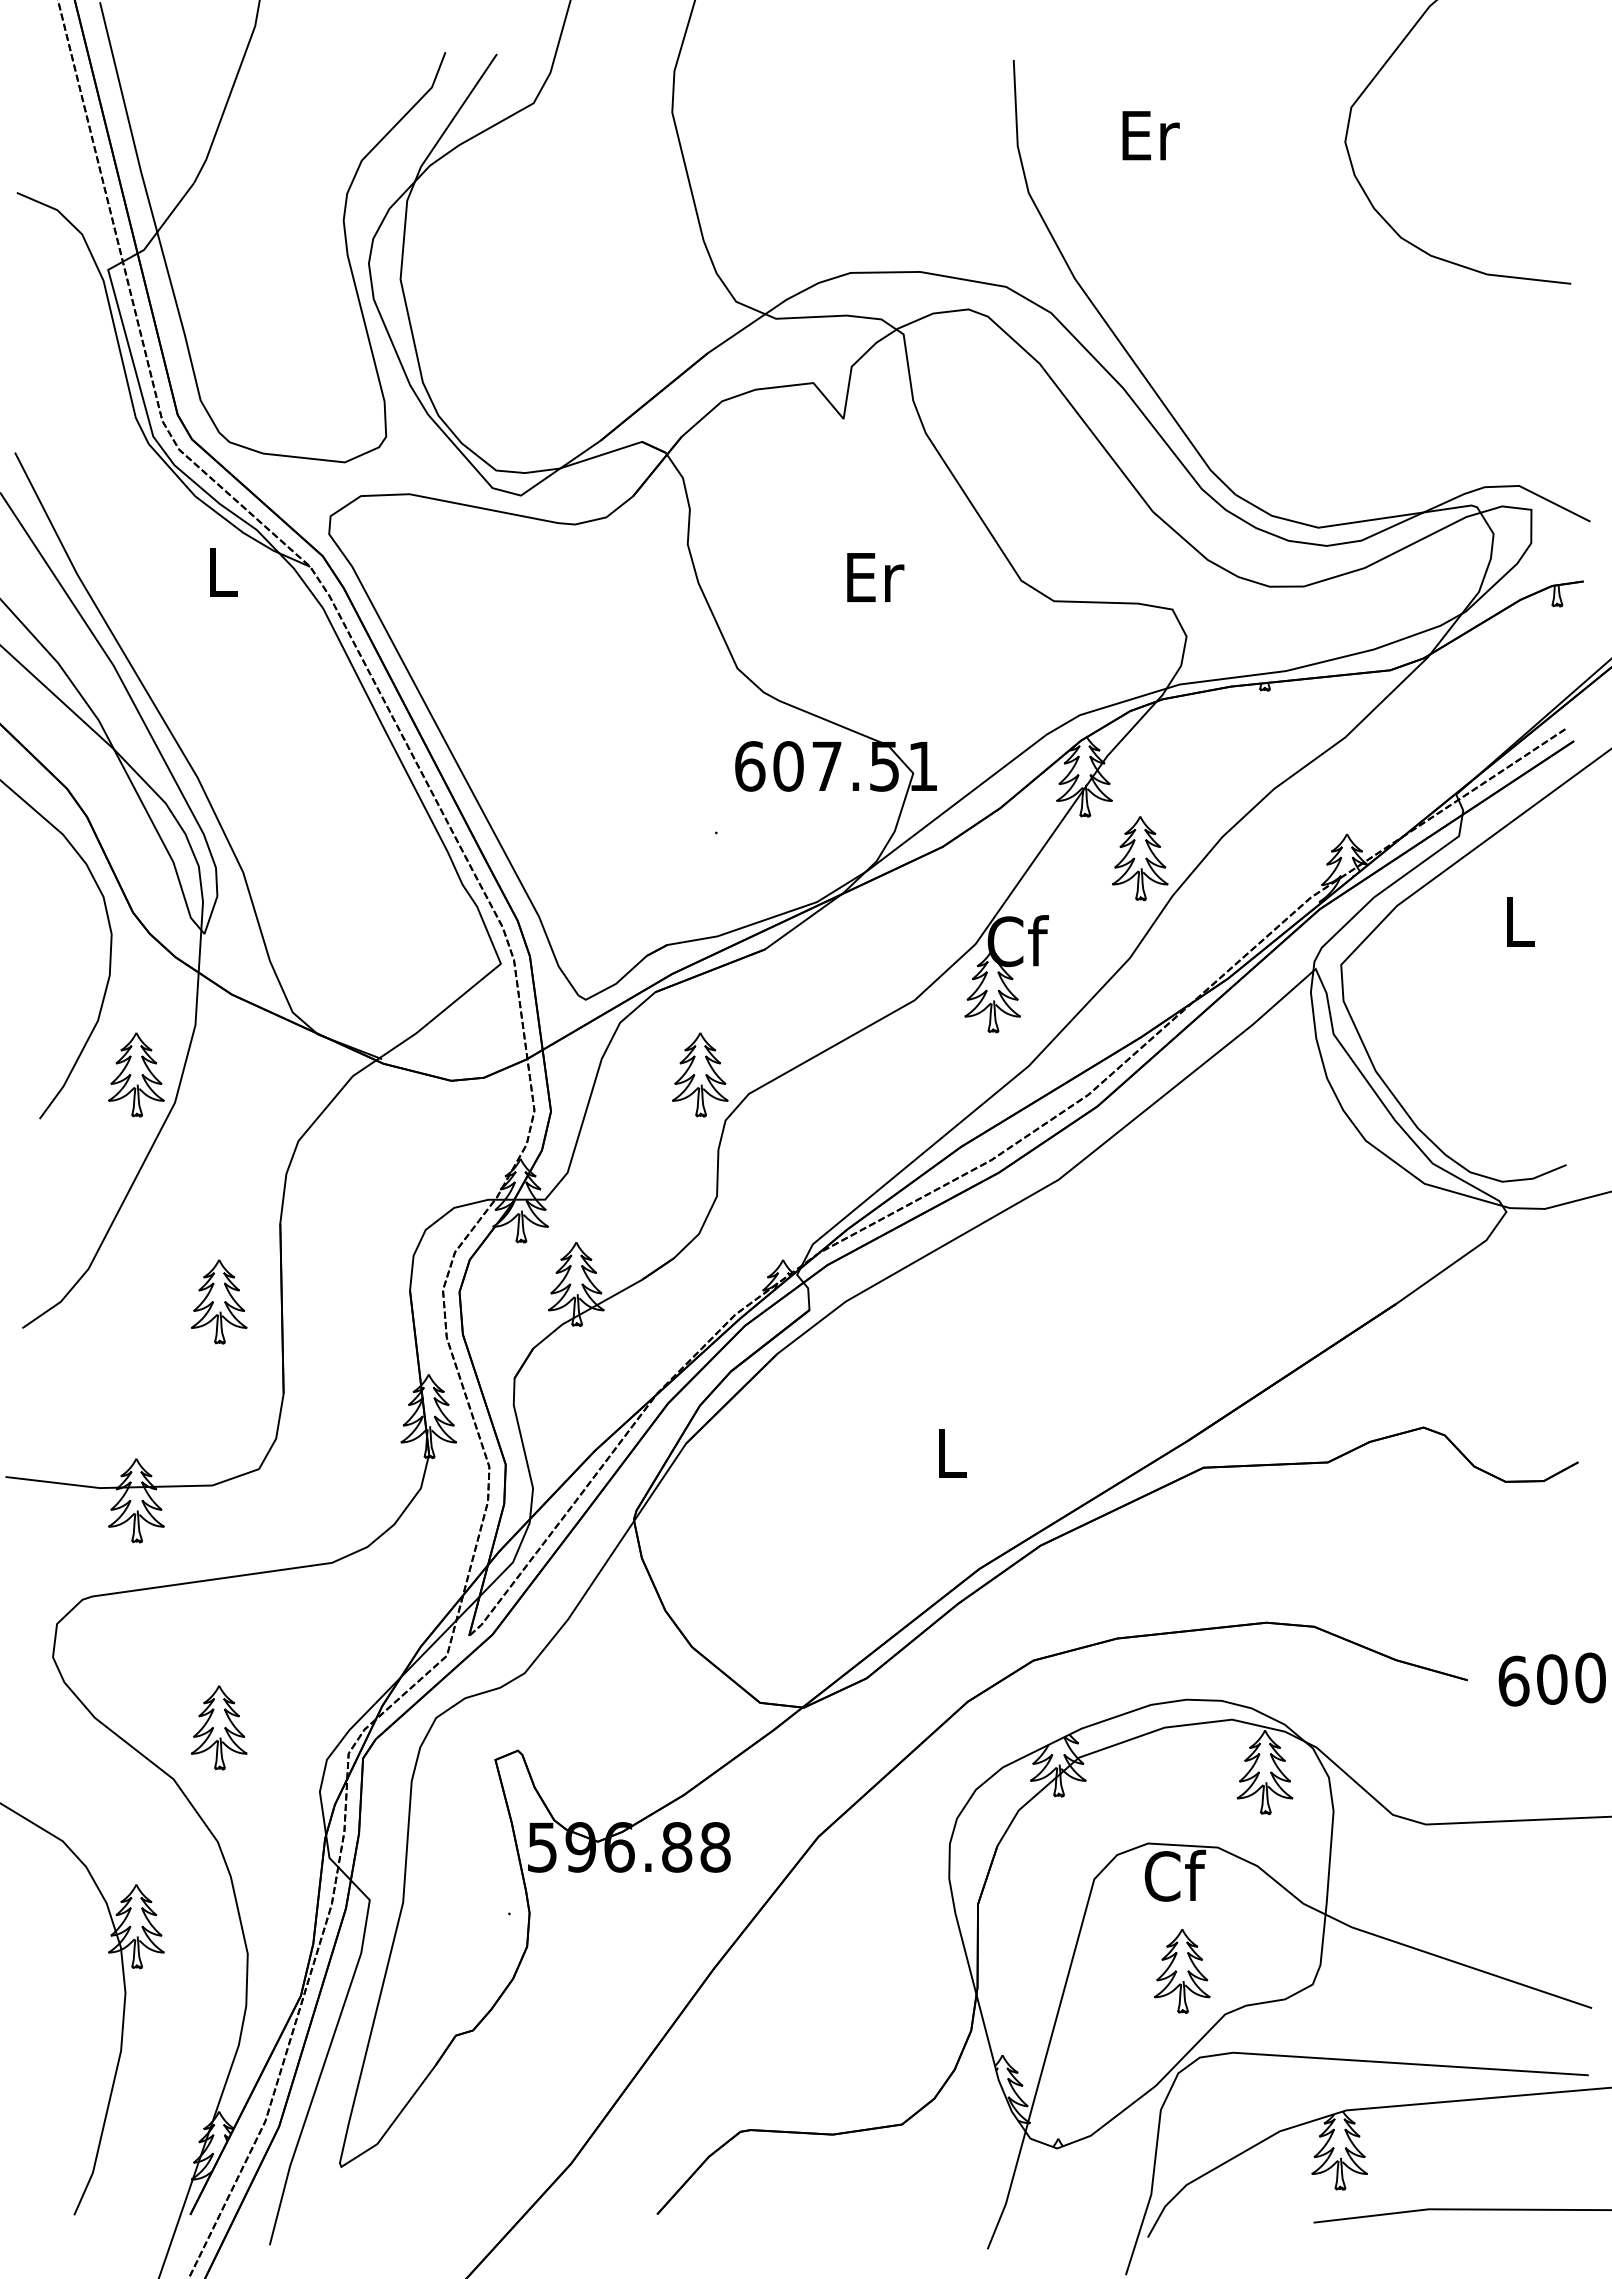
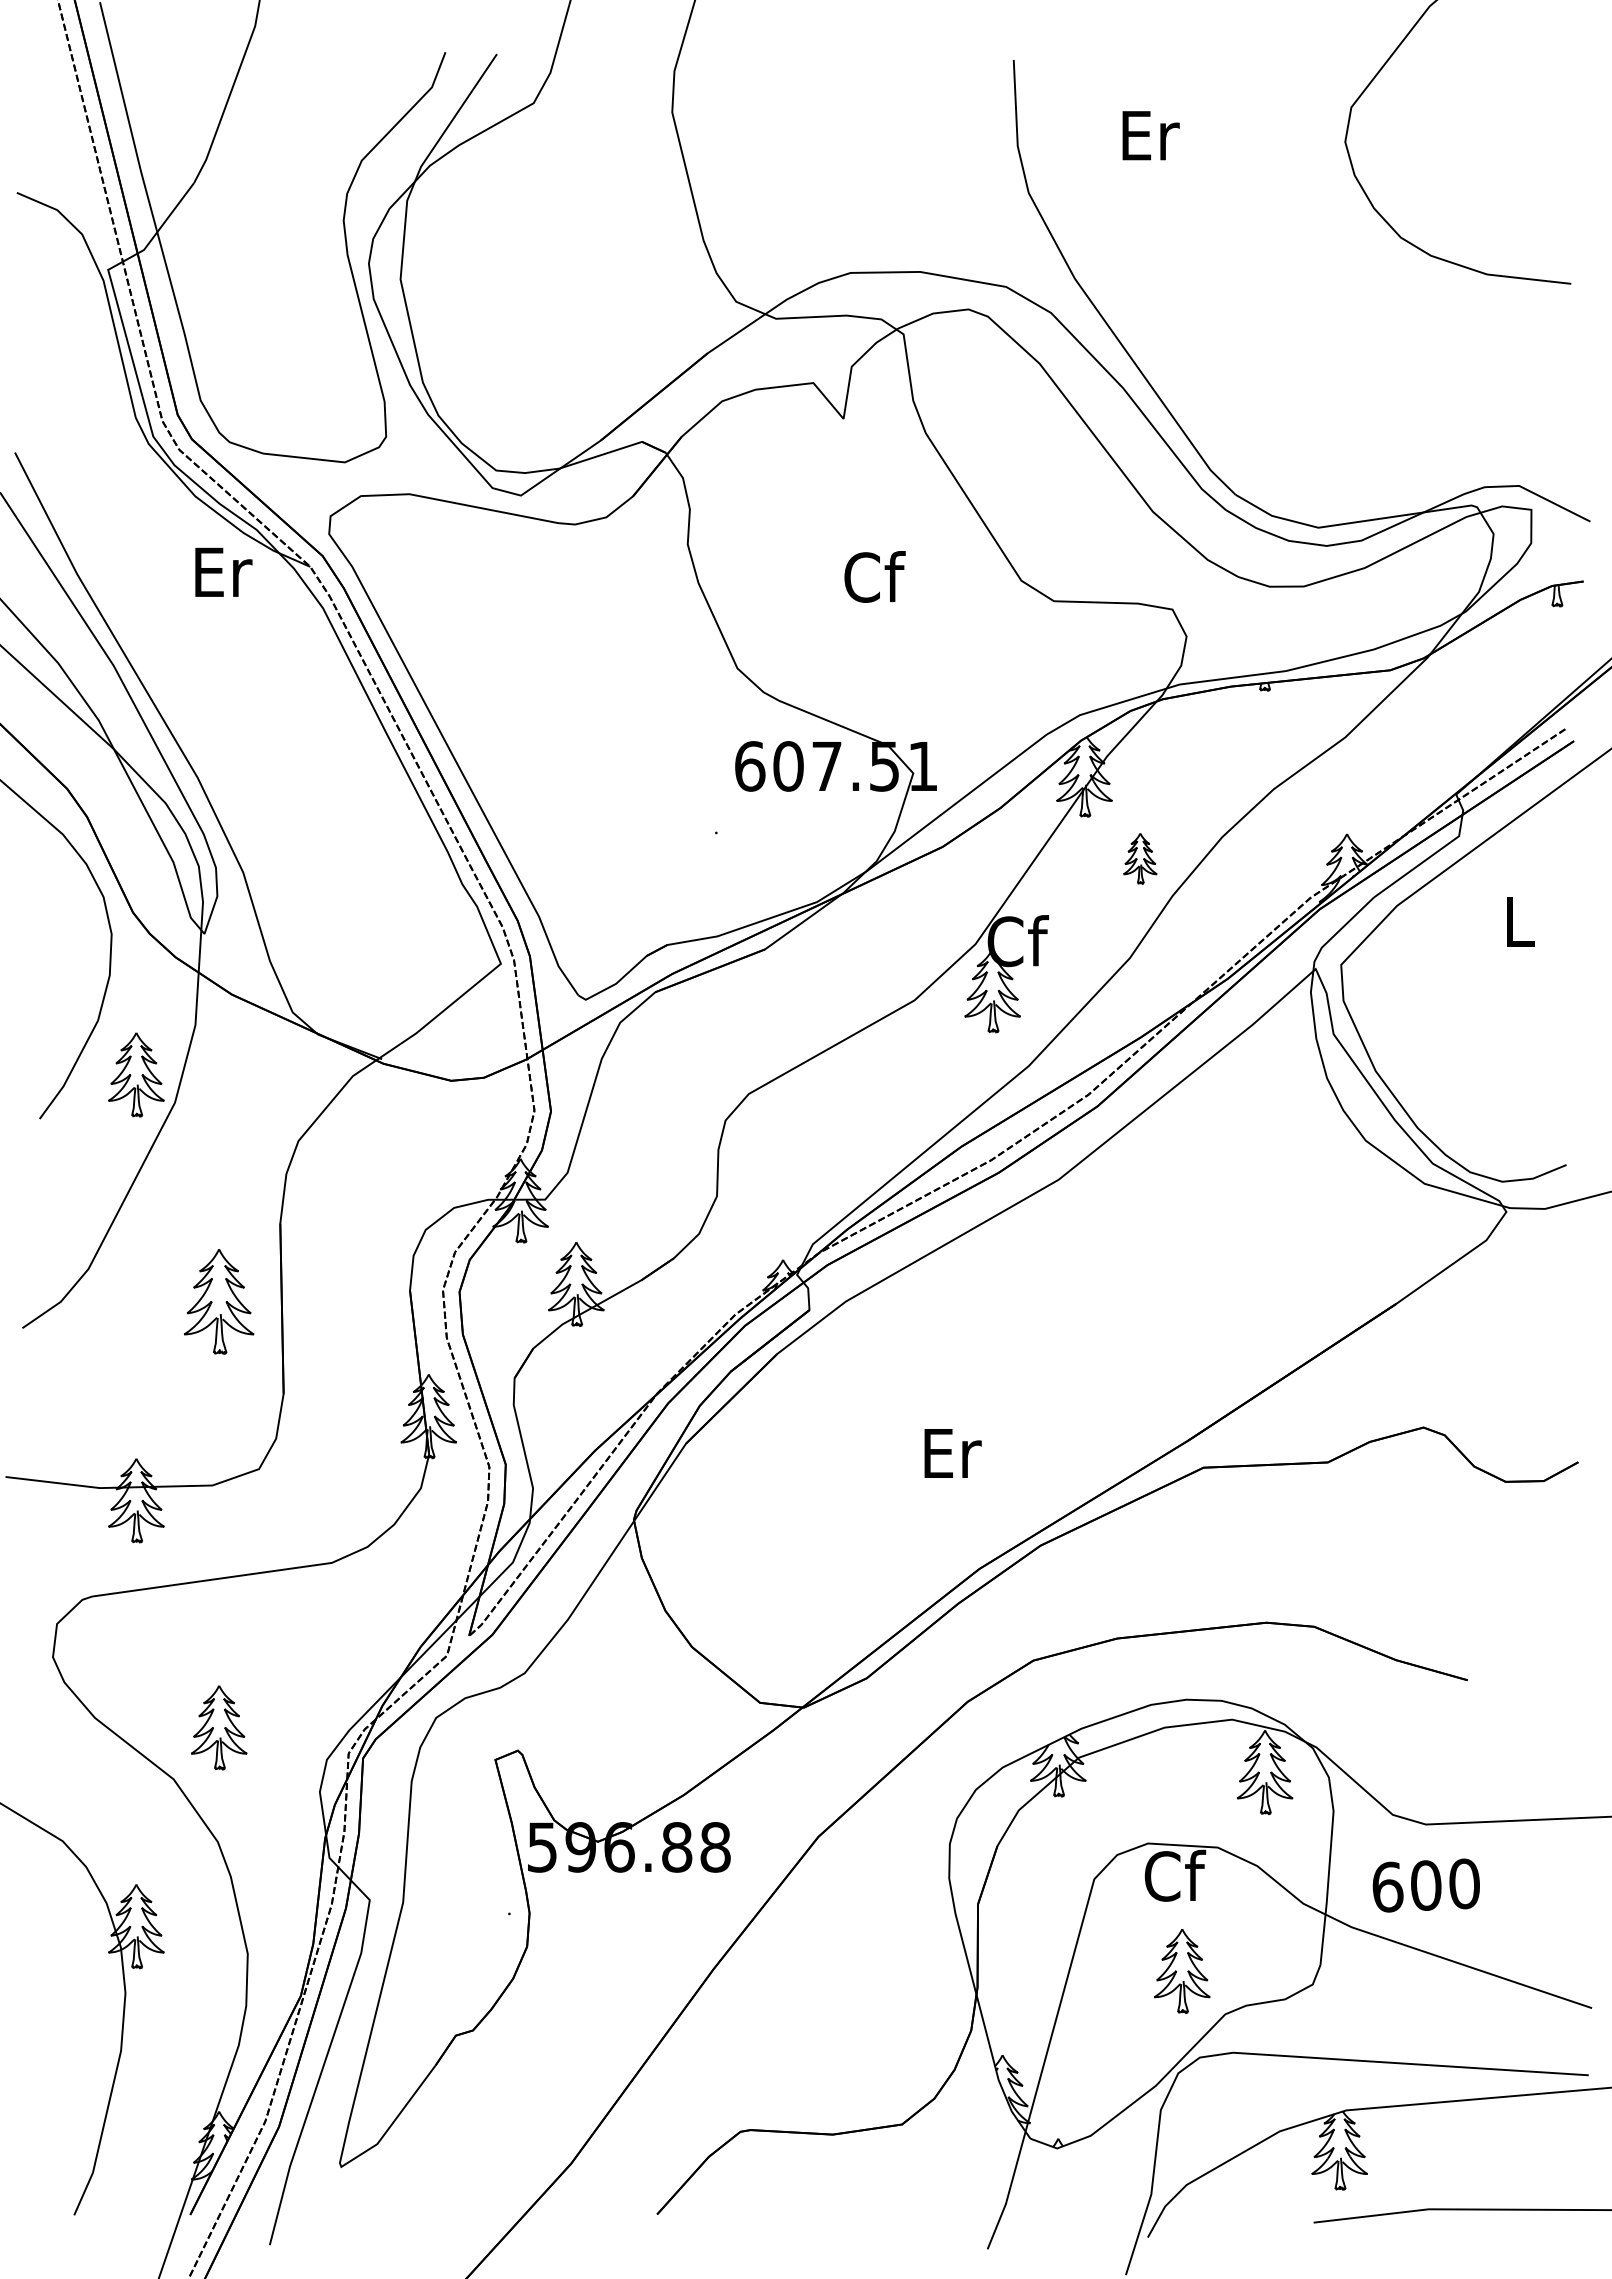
text: L -> Er (223, 571)
text: Er -> Cf (874, 576)
part size: 57x86 px -> 35x52 px (1140, 858)
part: present -> none (700, 1074)
part size: 57x86 px -> 71x106 px (219, 1301)
text: L -> Er (952, 1453)
text position: (1551, 1679) -> (1425, 1885) (1425, 1885)
